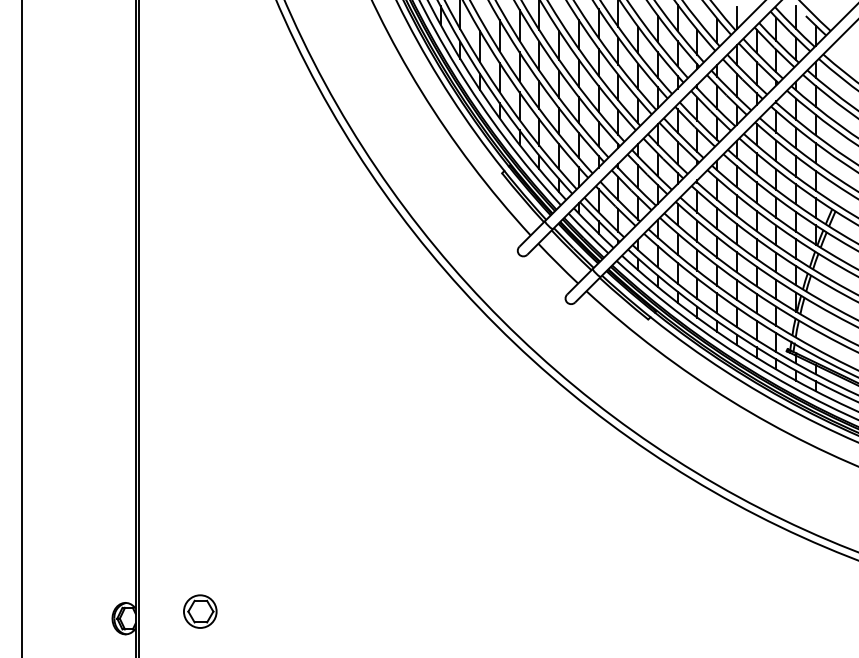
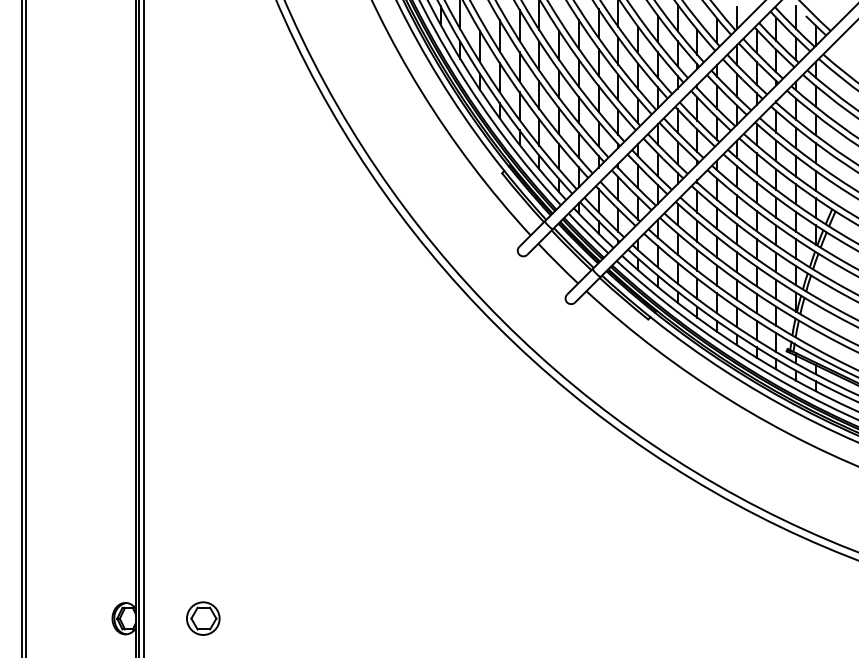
line: none -> present (25, 328)
line: none -> present (143, 328)
part position: (200, 611) -> (203, 618) (203, 618)
